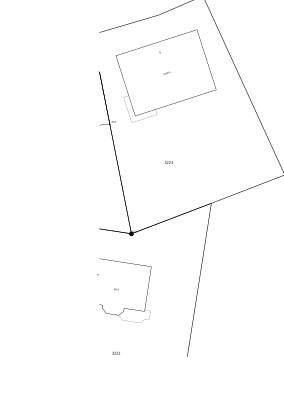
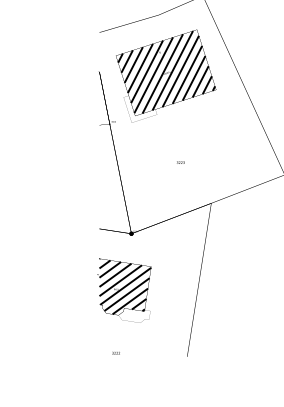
hatch: none -> present (166, 72)
text position: (168, 162) -> (180, 162) (180, 162)
hatch: none -> present (125, 286)
